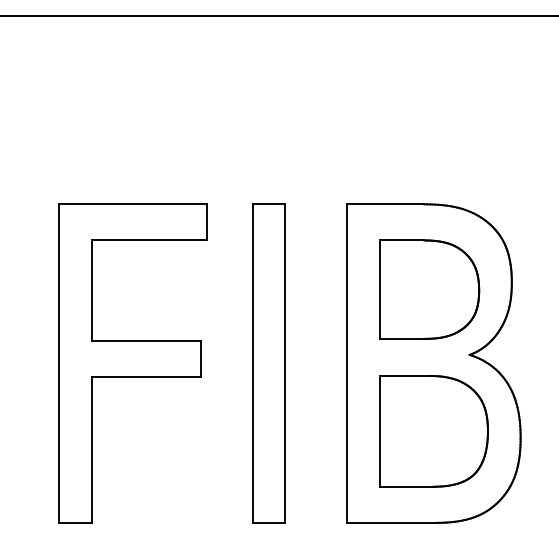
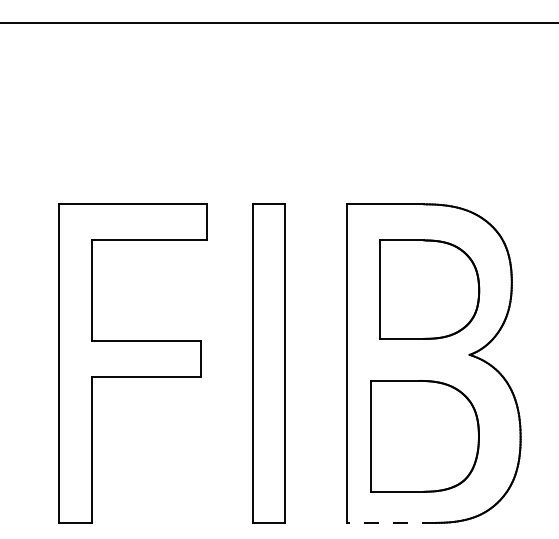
line position: (278, 16) -> (278, 23) (278, 23)
part position: (433, 431) -> (424, 436) (424, 436)
line: solid -> dashed (391, 522)
